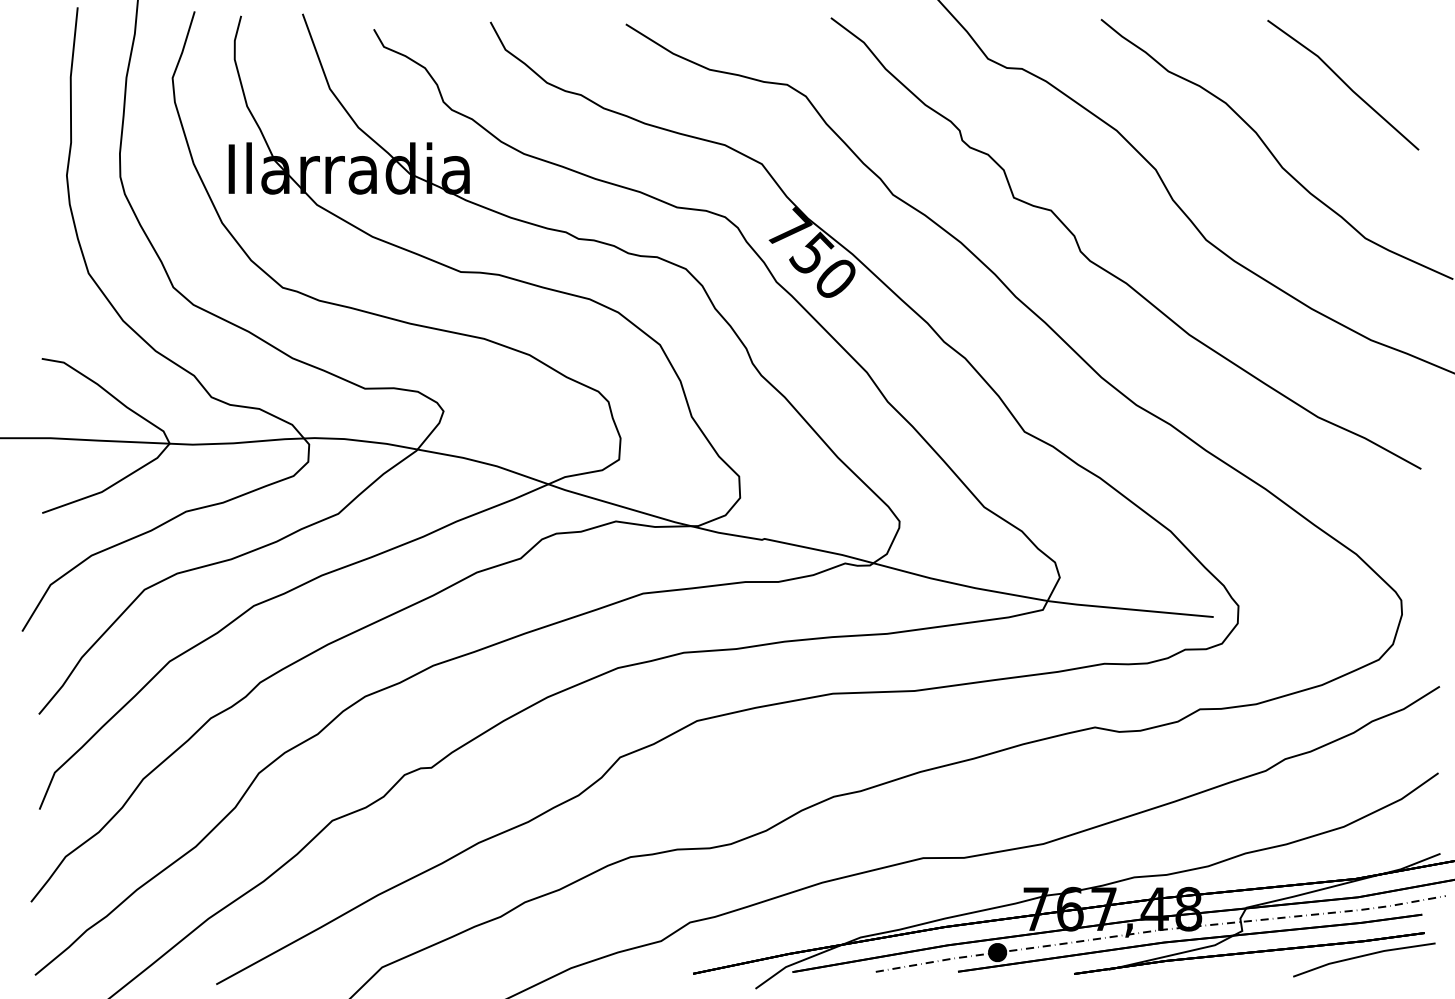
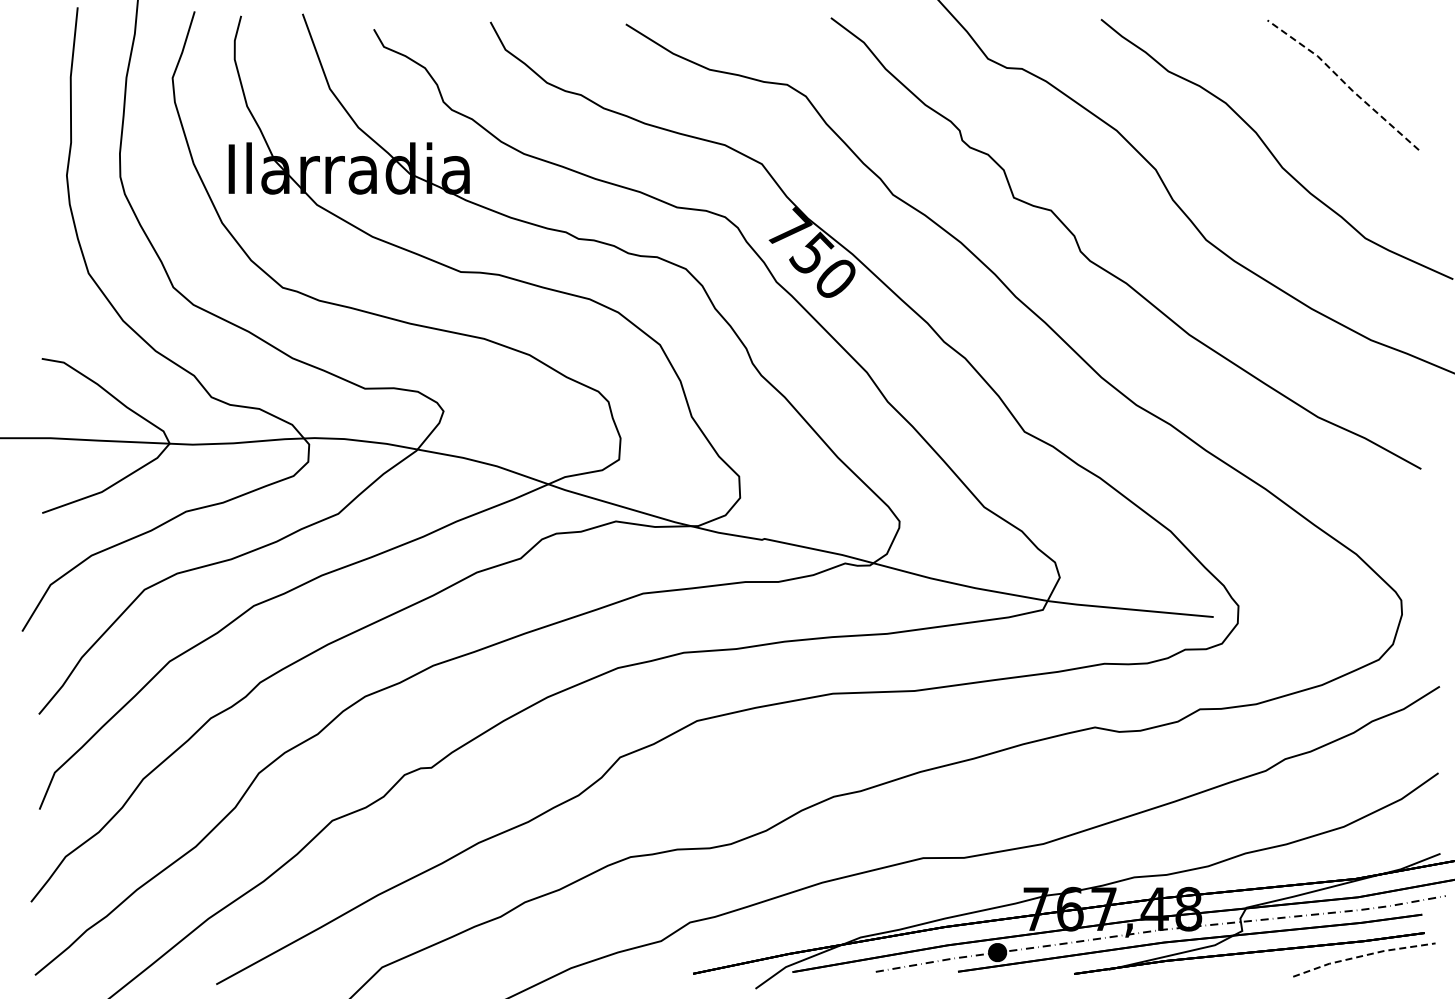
line: solid -> dashed (1344, 82)
line: solid -> dashed (1363, 955)
